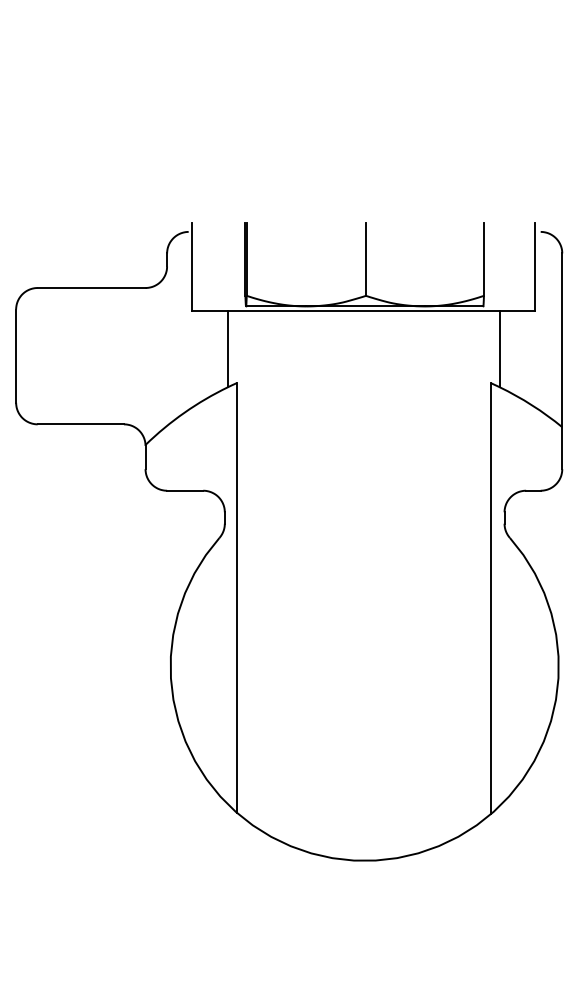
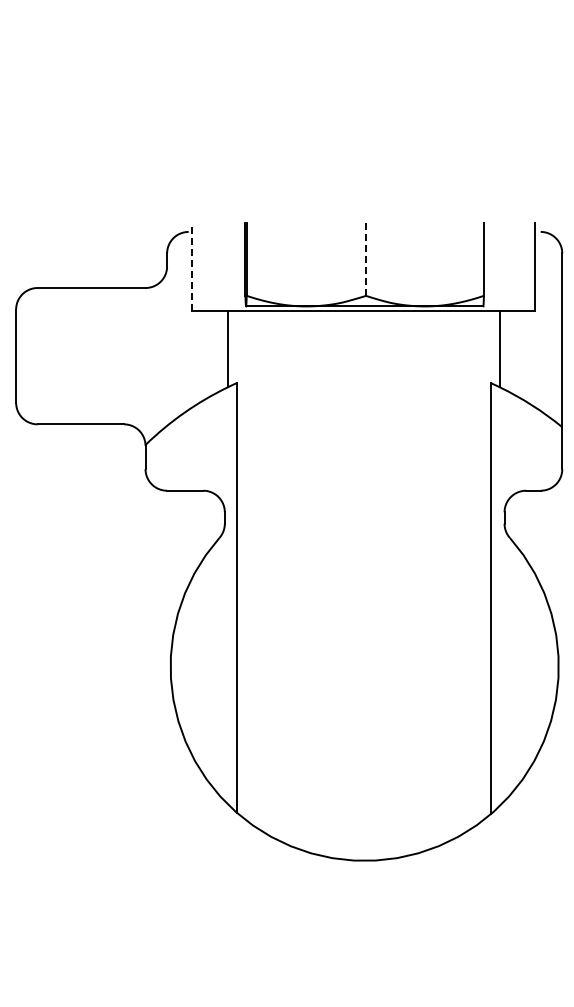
line: solid -> dashed (366, 260)
line: solid -> dashed (192, 267)
